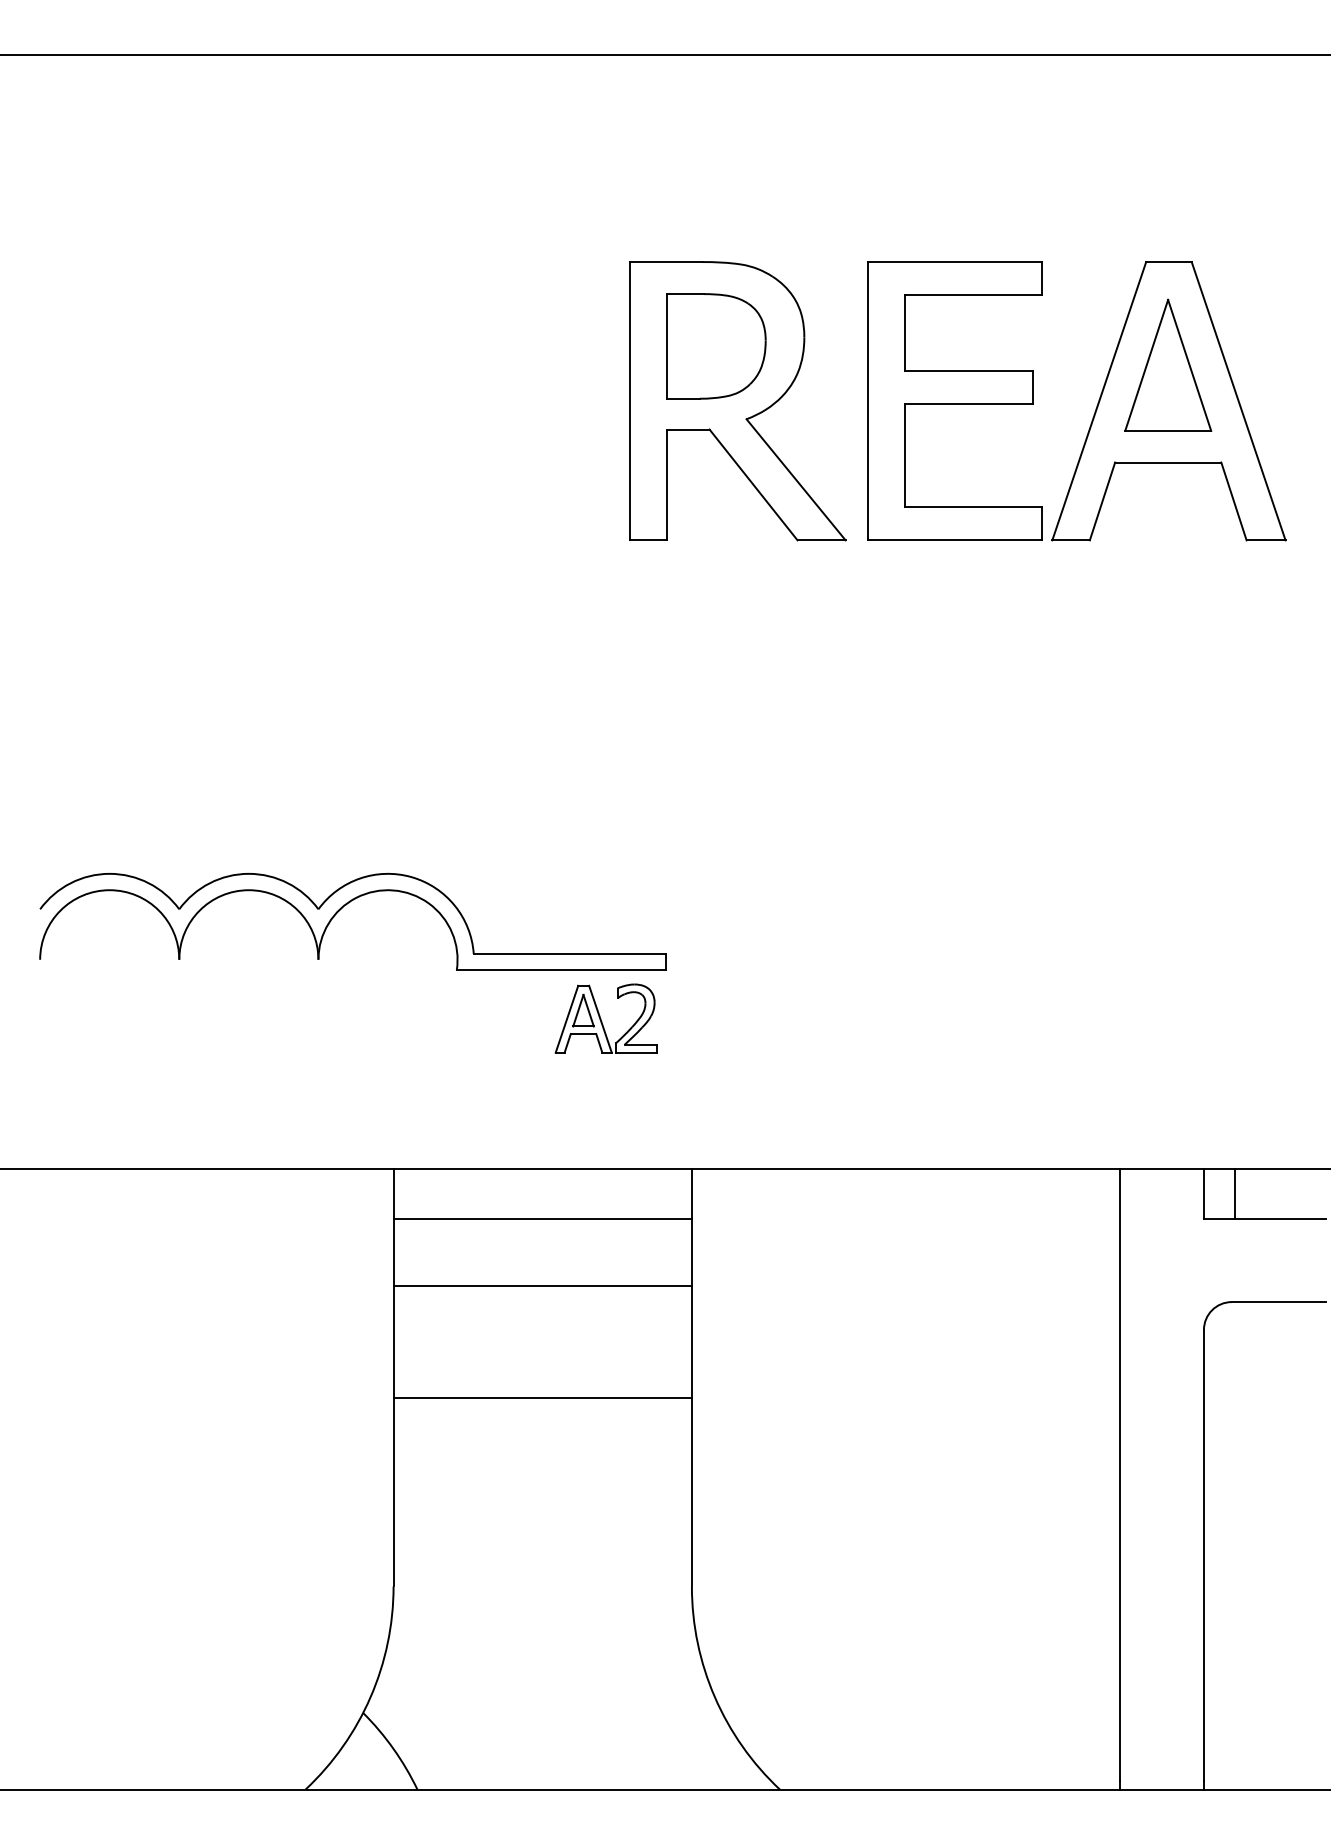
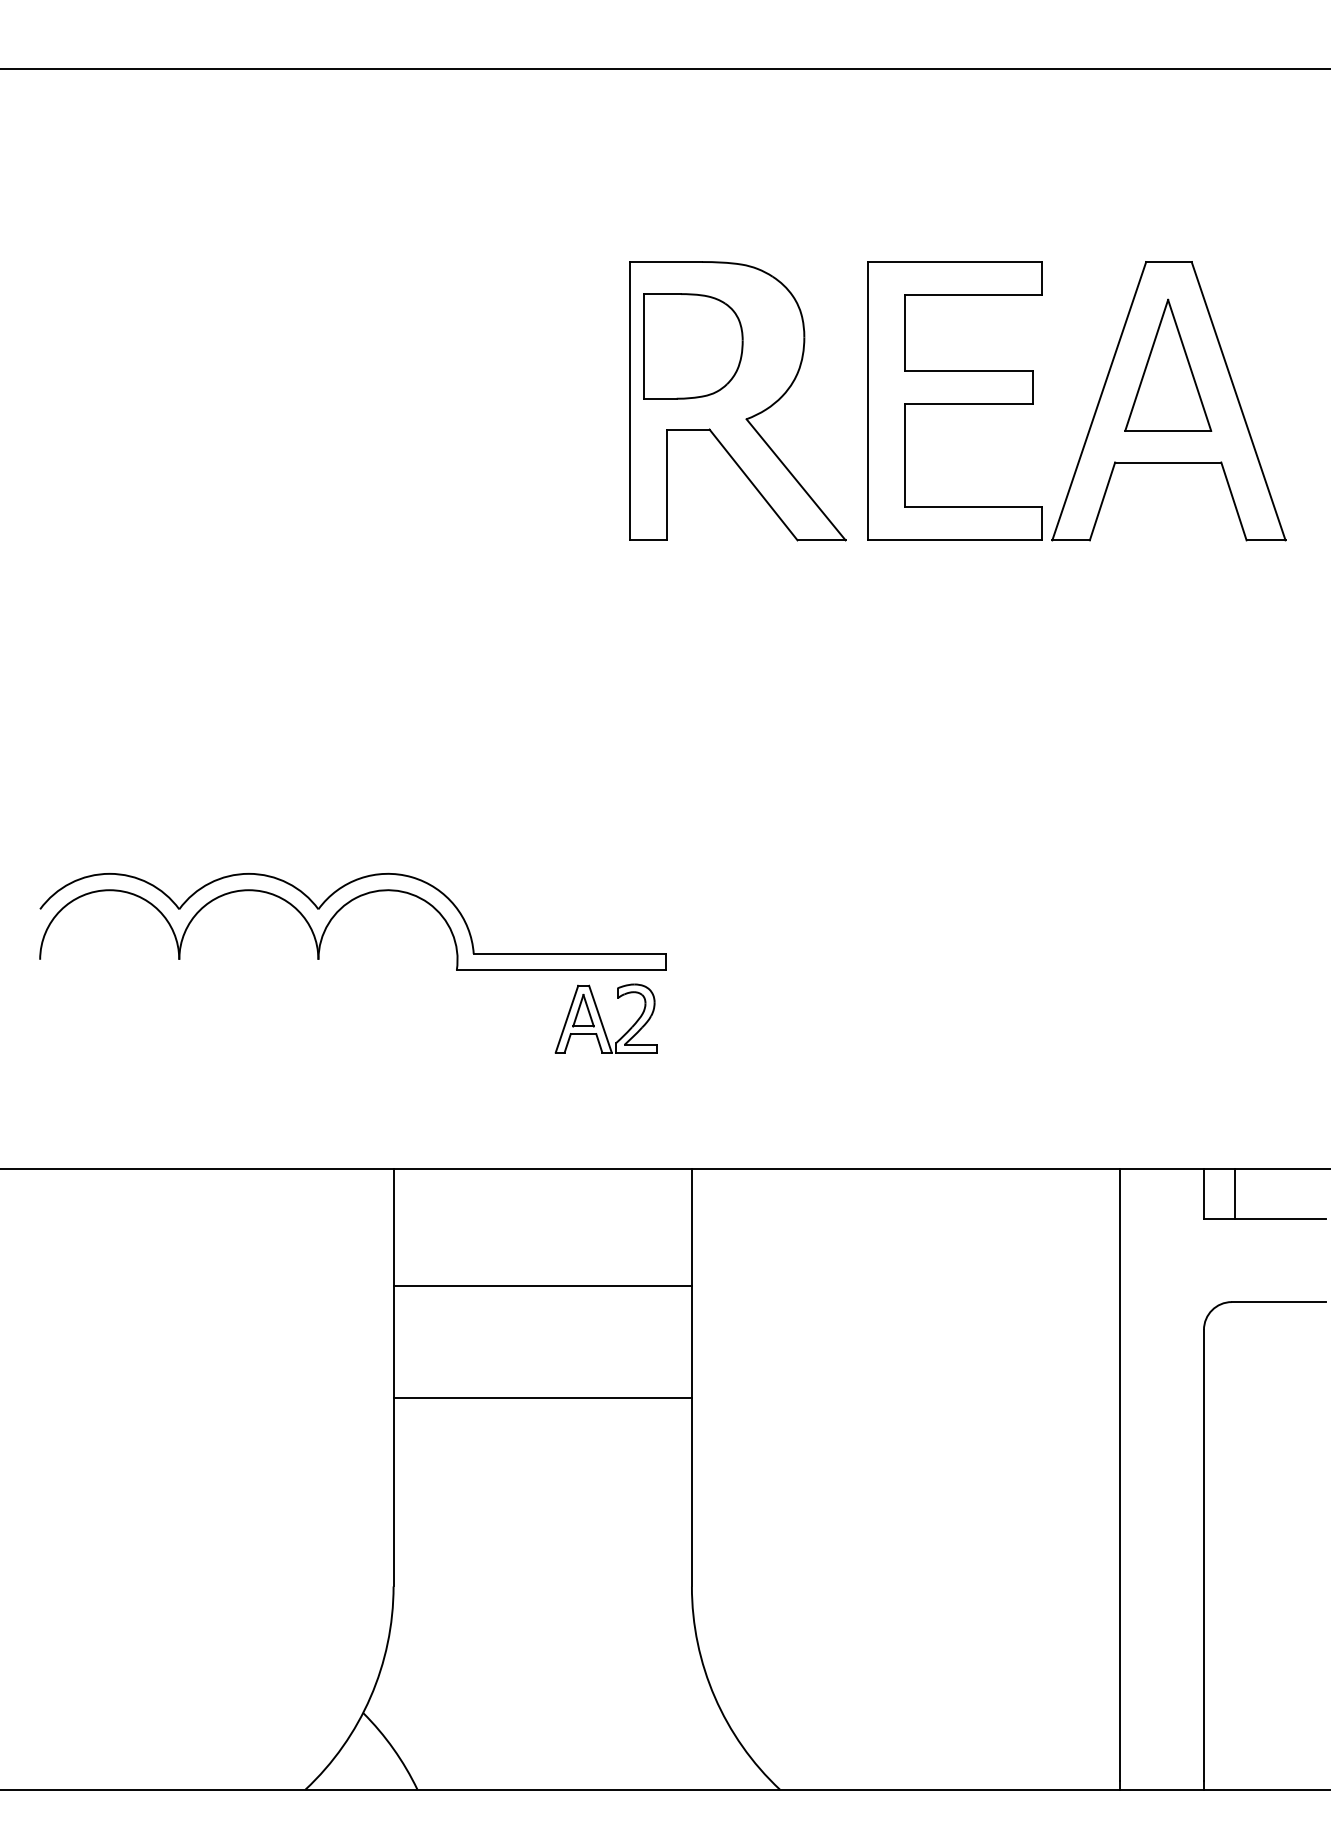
line position: (664, 55) -> (664, 69) (664, 69)
part position: (716, 346) -> (693, 346) (693, 346)
line: present -> none (542, 1218)
